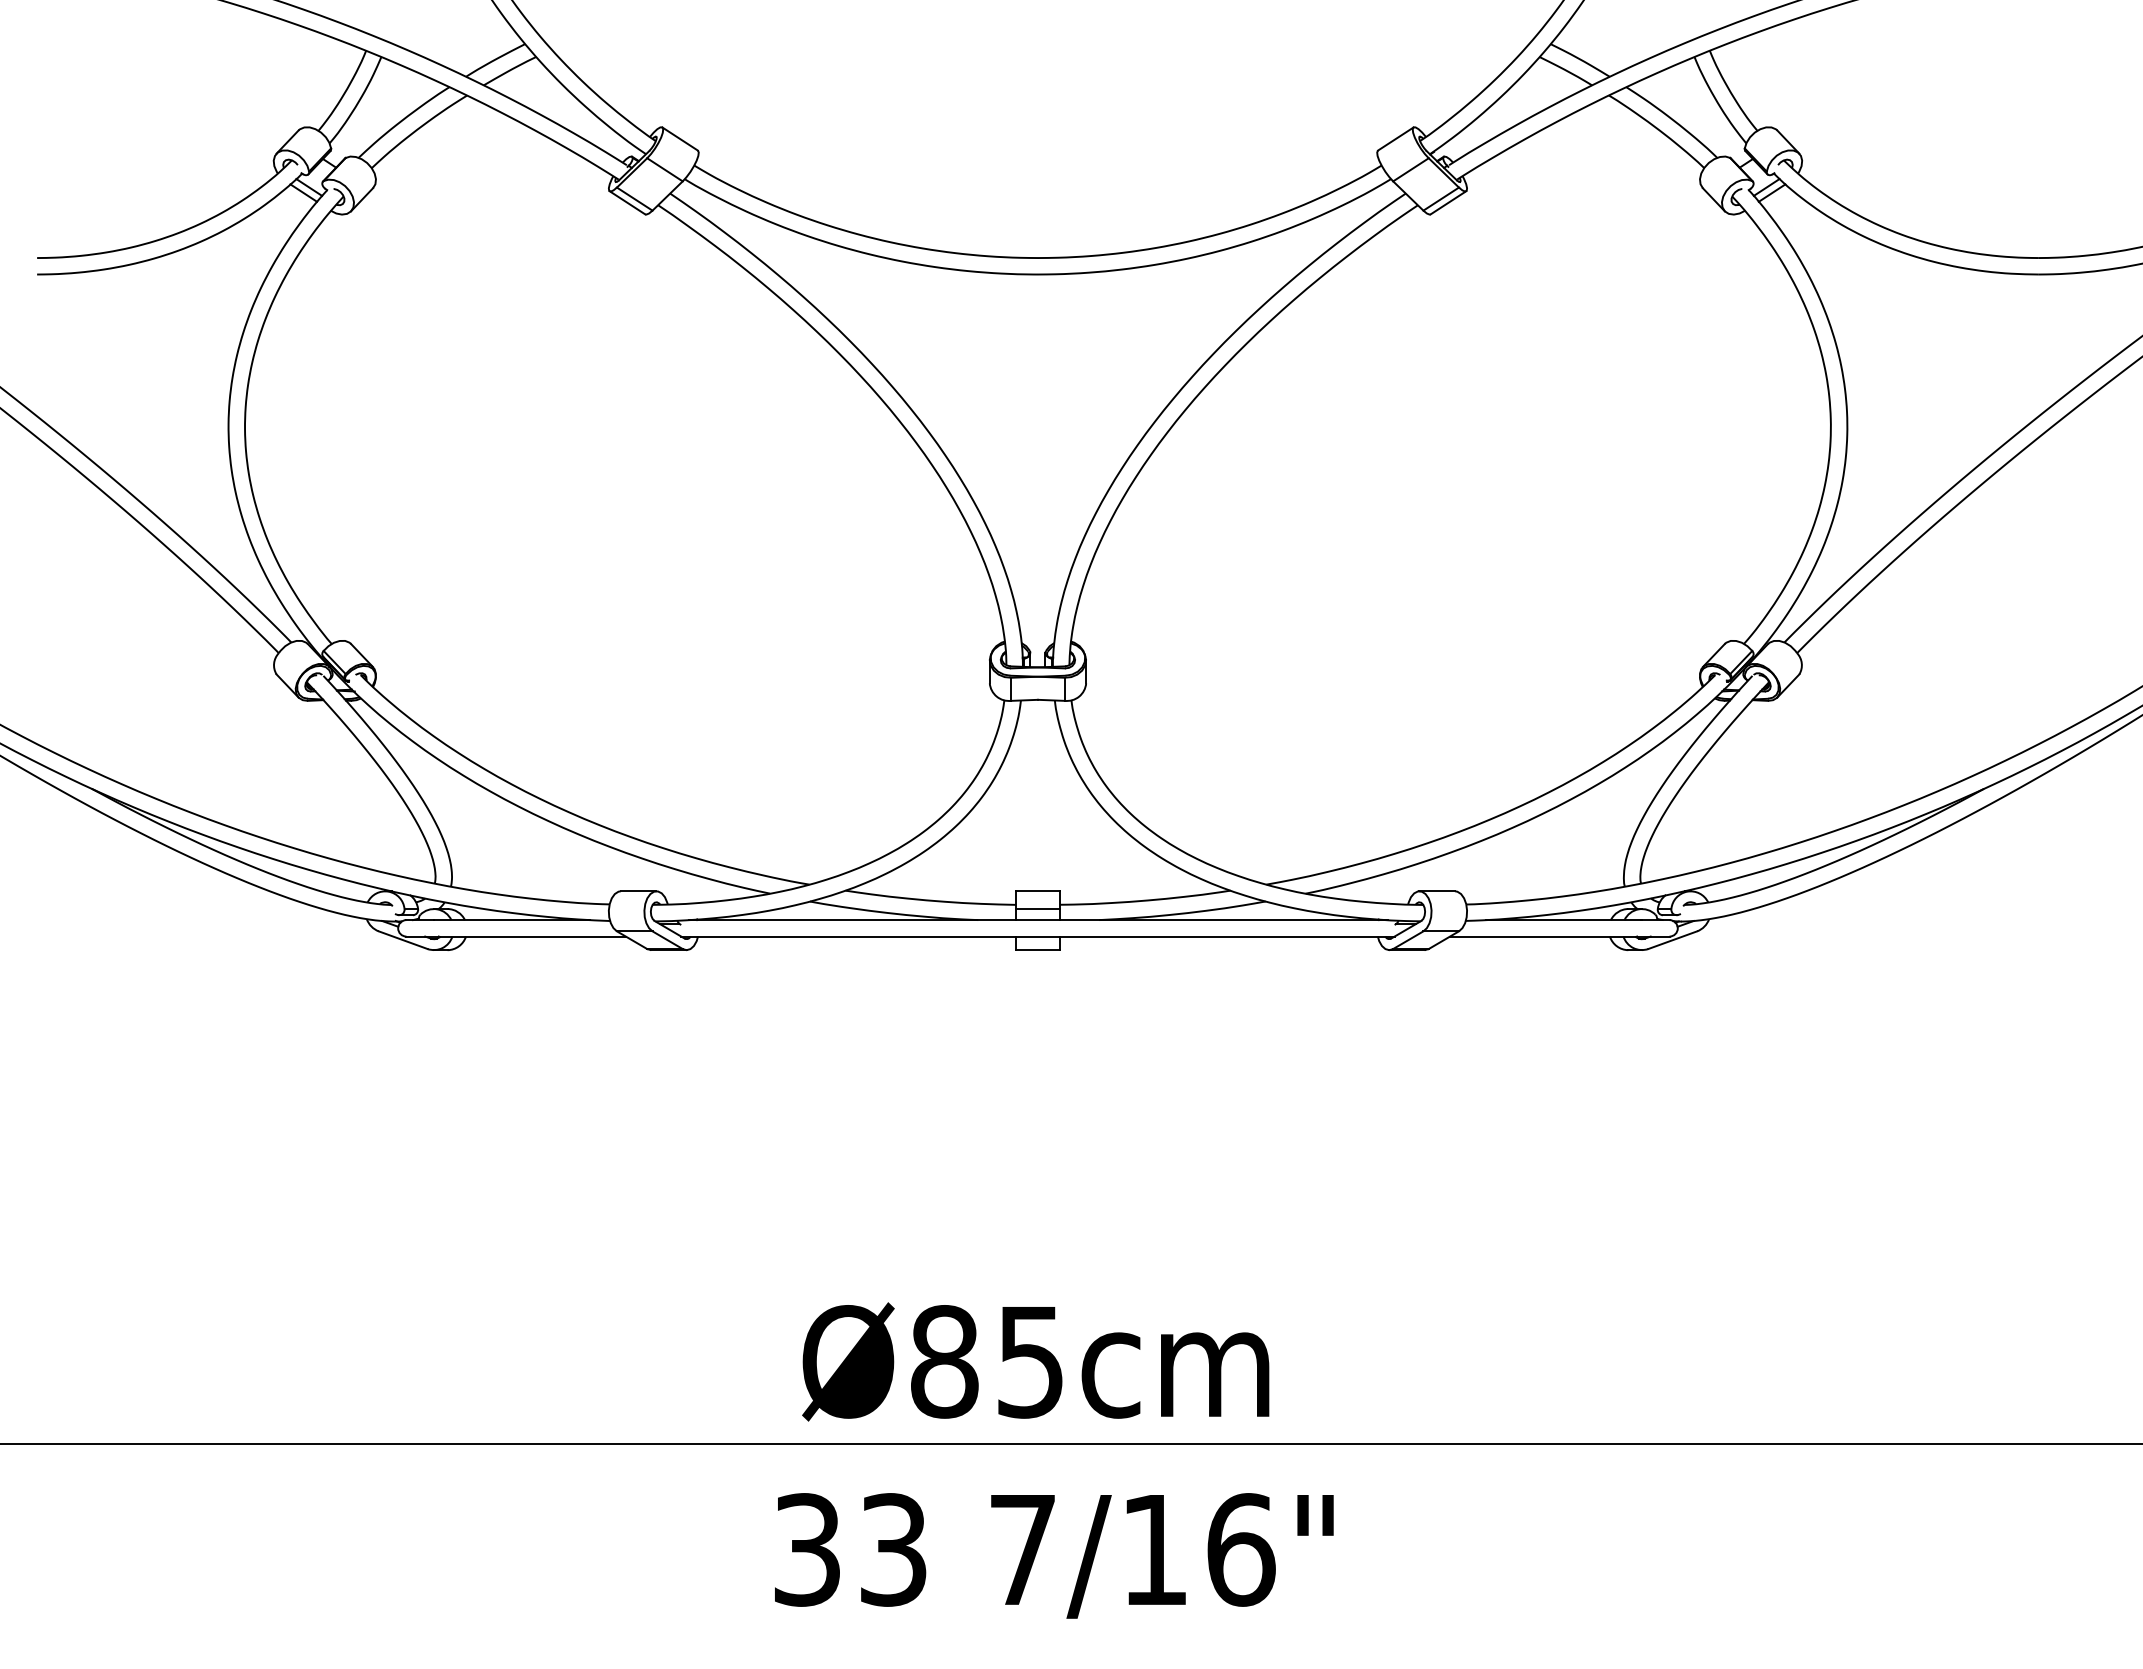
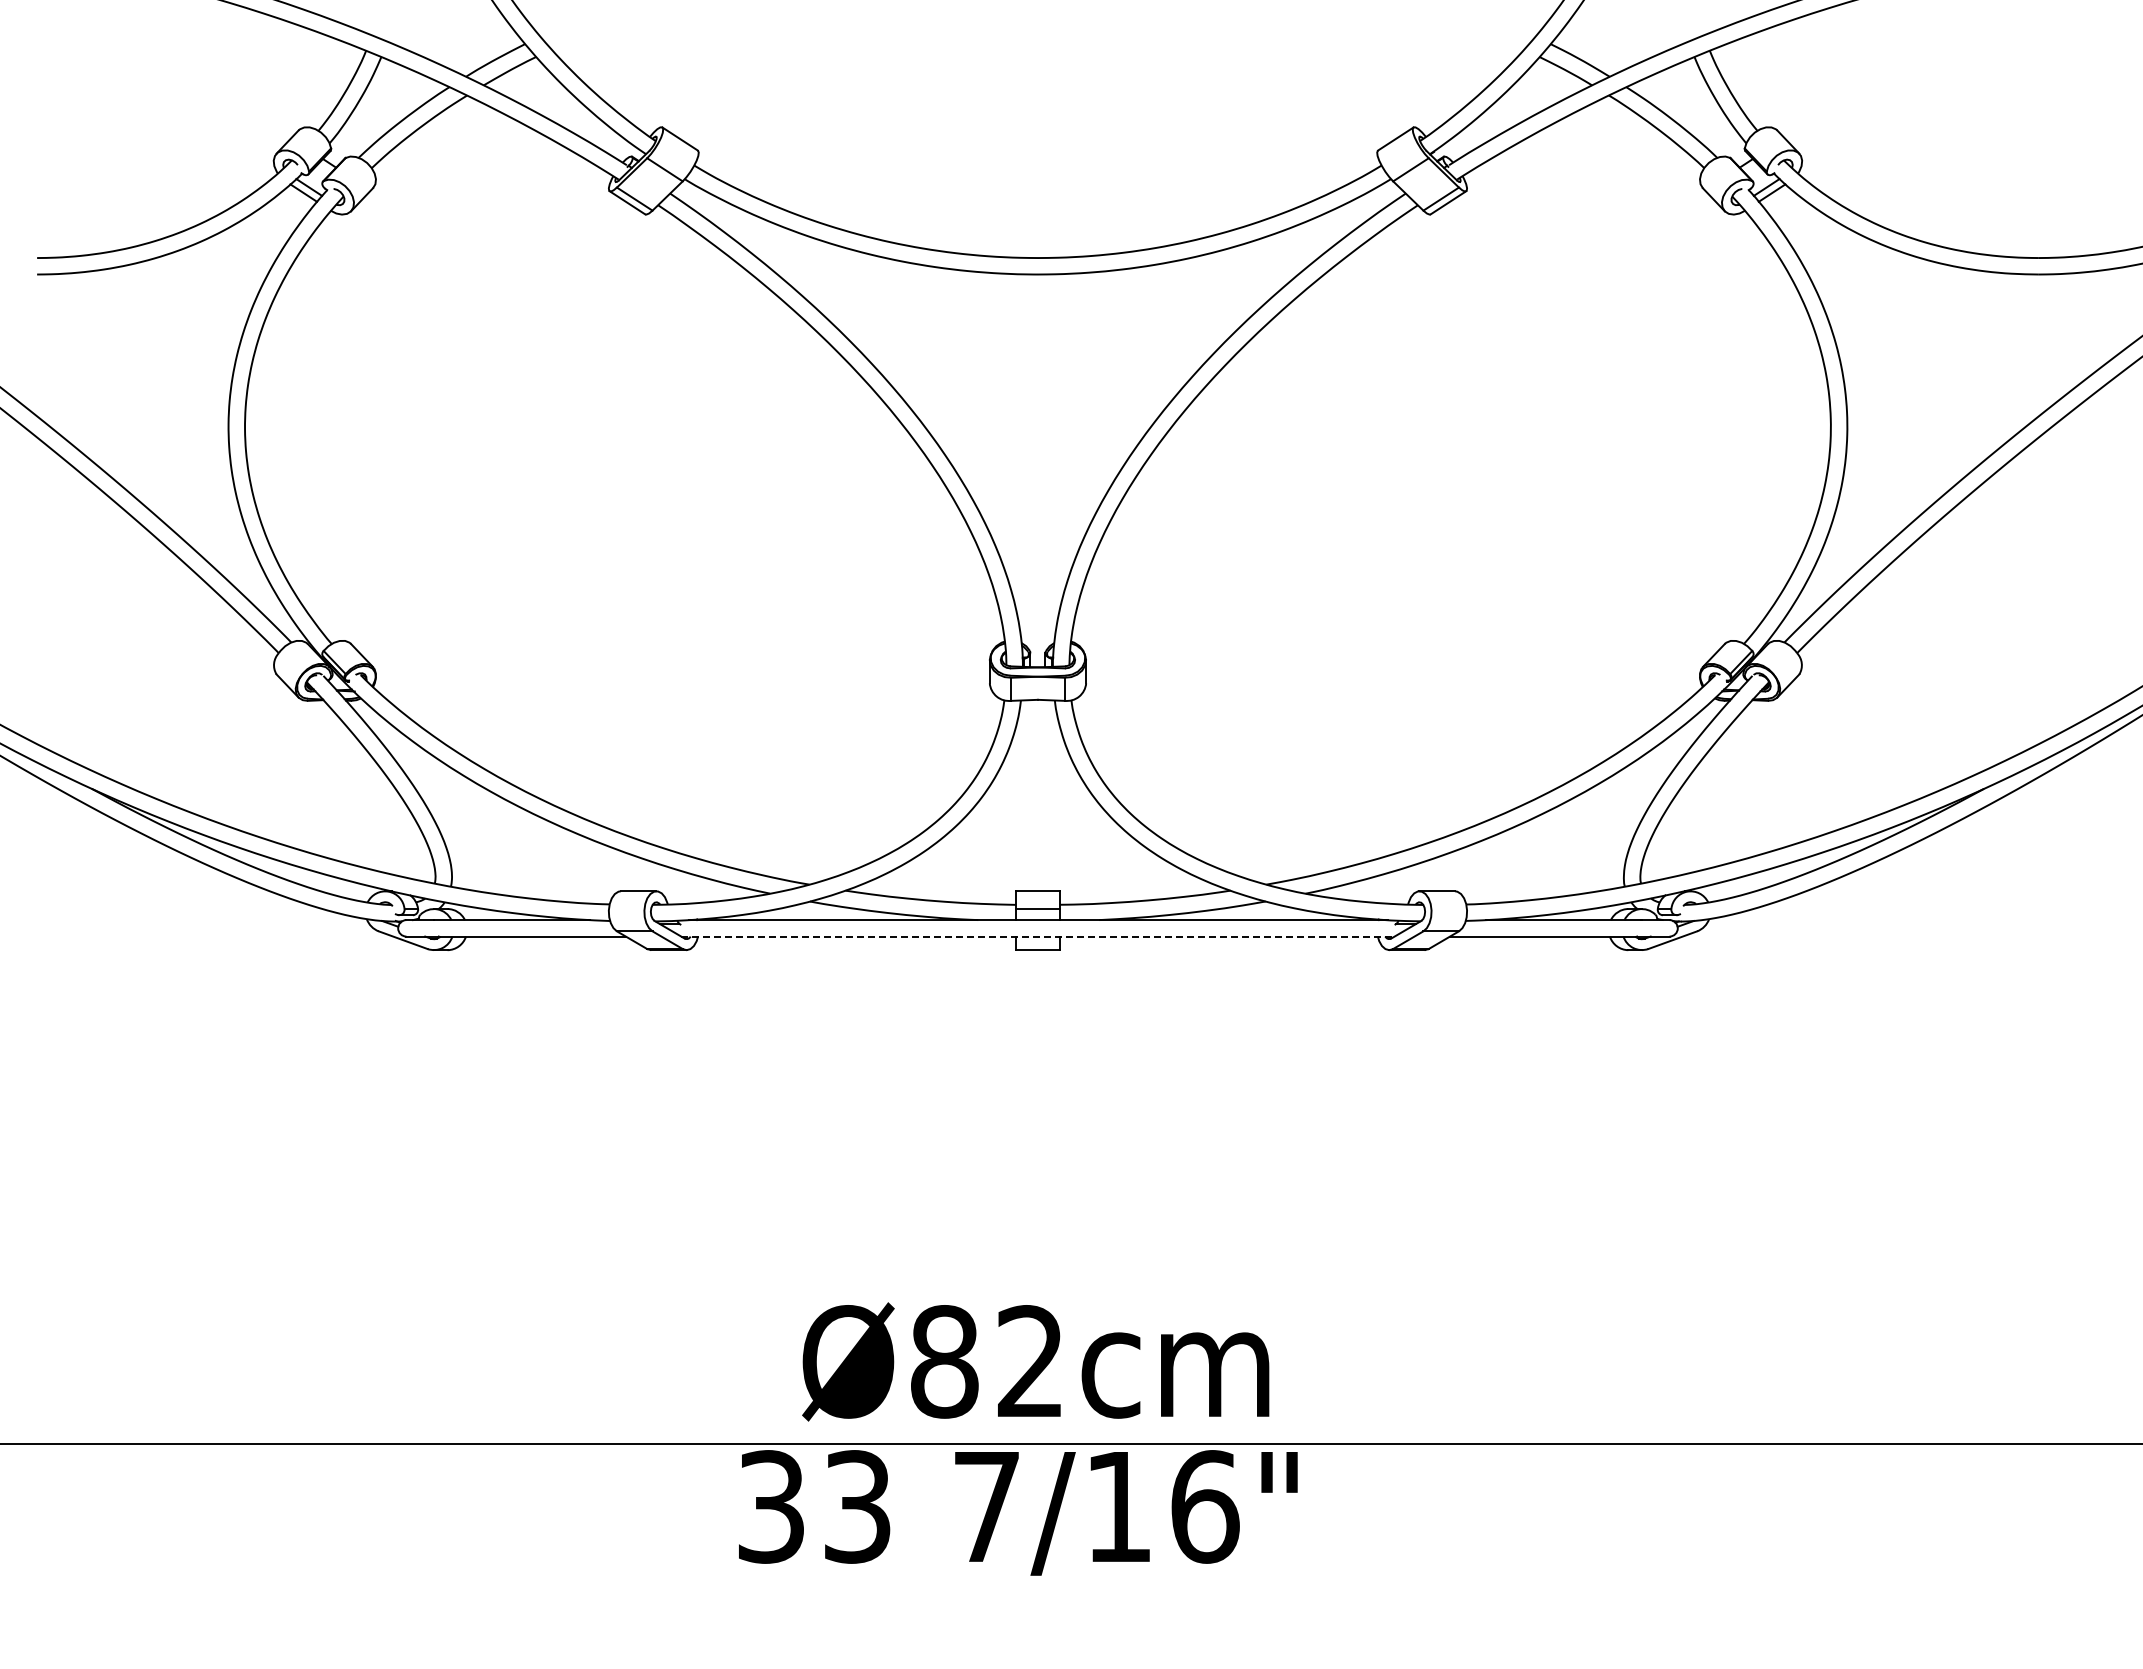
line: solid -> dashed (1037, 936)
text: Ø85cm -> Ø82cm (1030, 1361)
text position: (1054, 1555) -> (1018, 1512) (1018, 1512)
